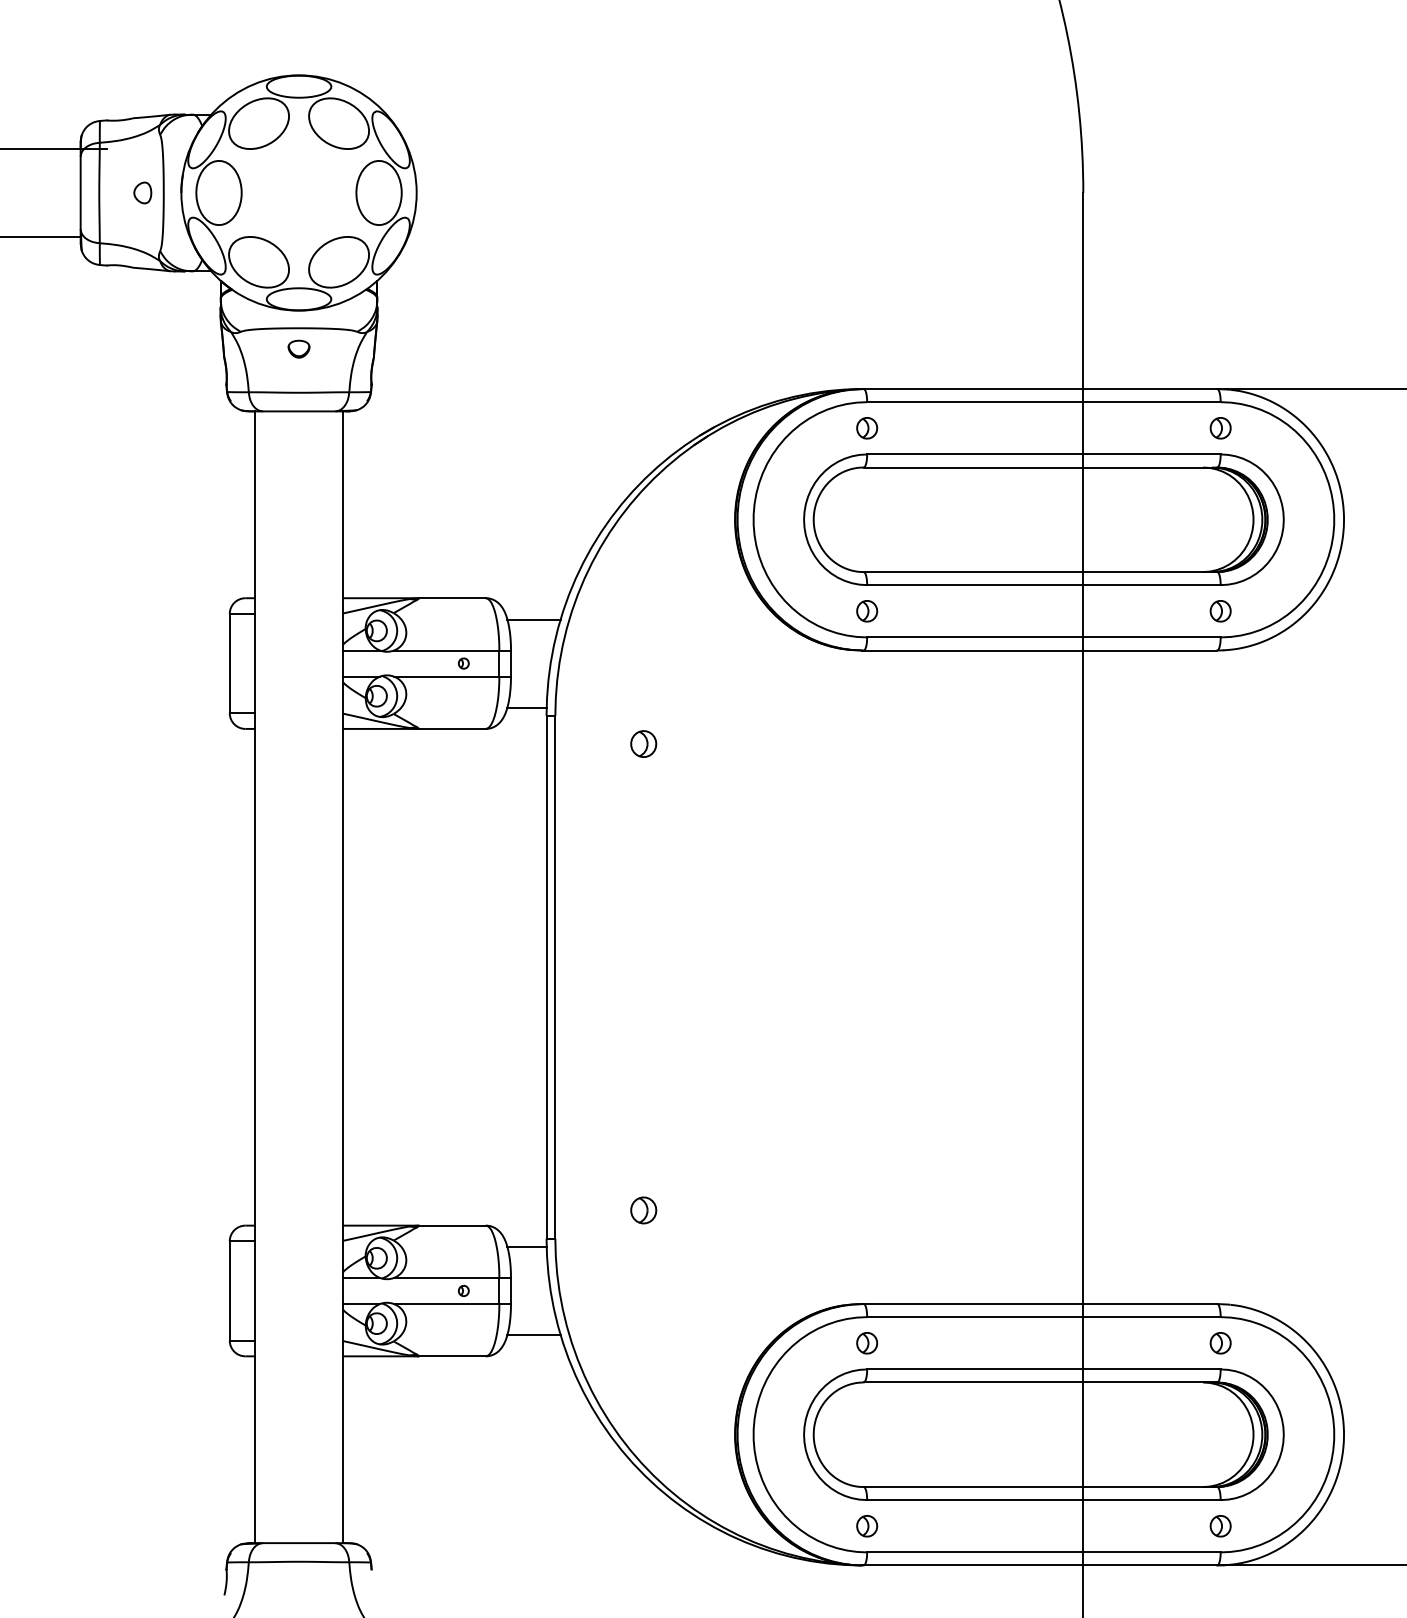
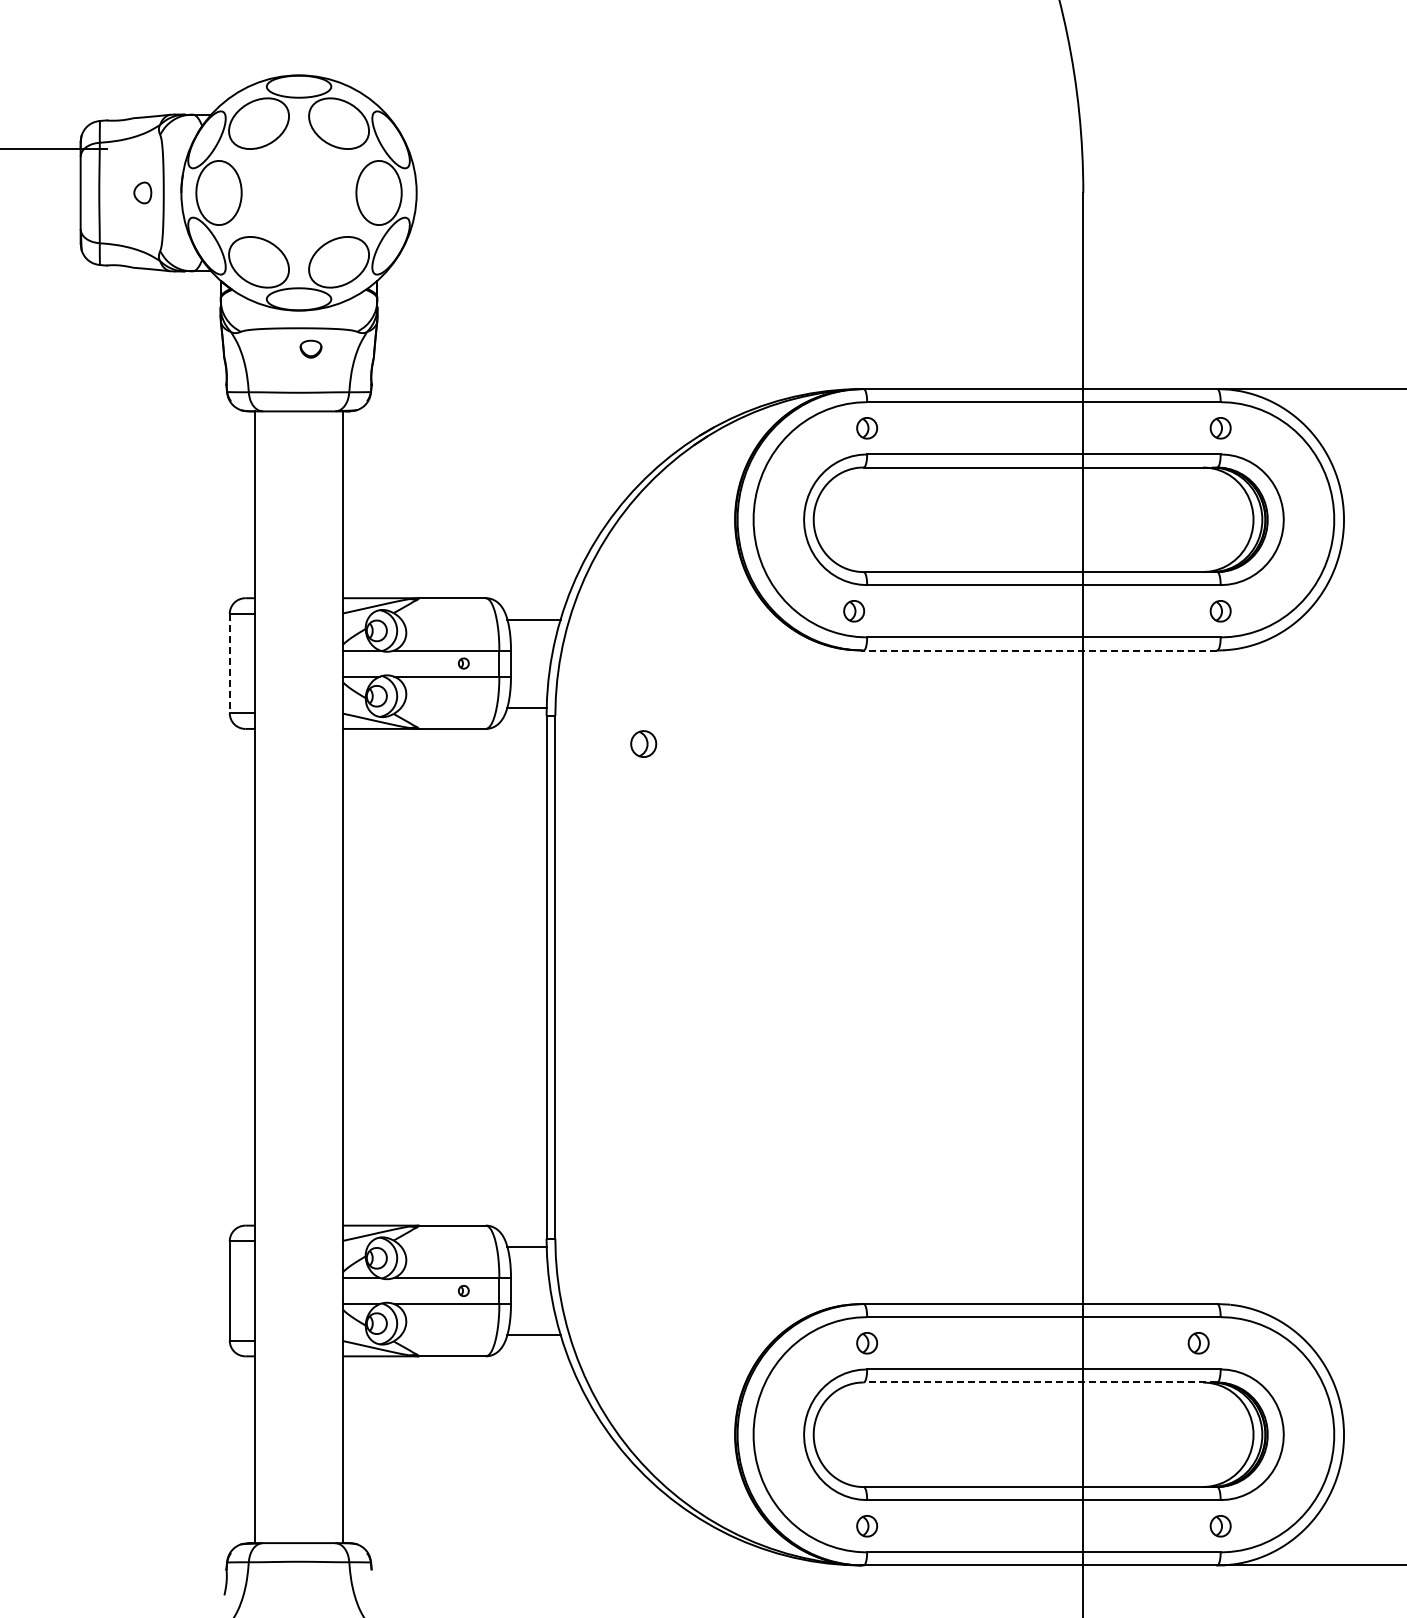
line: present -> none (41, 237)
part position: (298, 348) -> (310, 348) (310, 348)
part position: (867, 611) -> (854, 611) (854, 611)
line: solid -> dashed (1040, 650)
line: solid -> dashed (229, 663)
part: present -> none (643, 1210)
part position: (1220, 1343) -> (1198, 1343) (1198, 1343)
line: solid -> dashed (1040, 1382)
